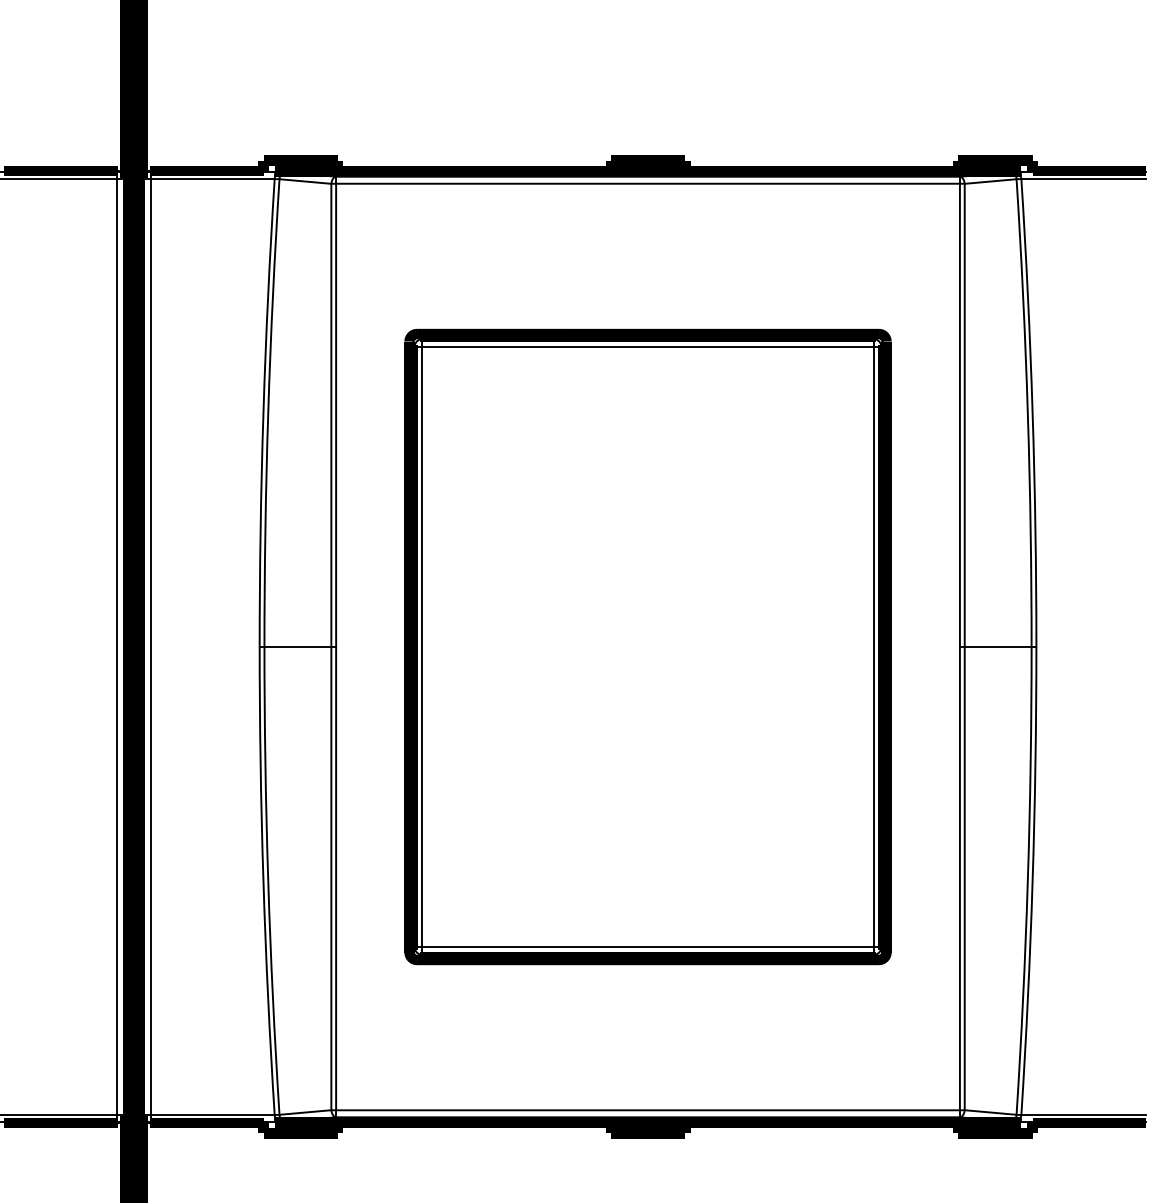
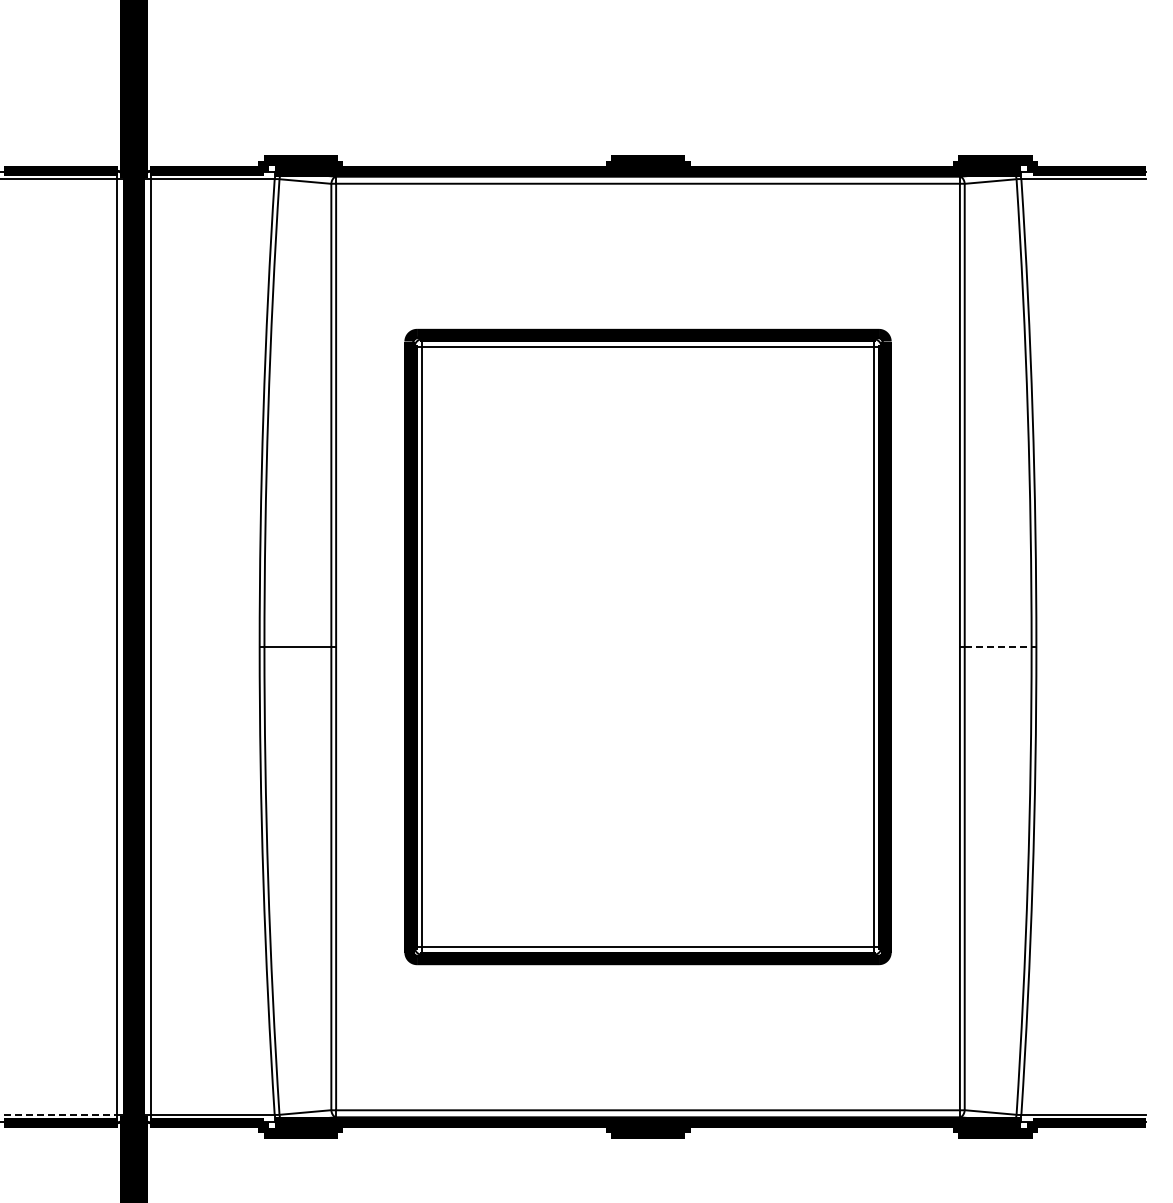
line: solid -> dashed (998, 647)
line: solid -> dashed (58, 1114)
